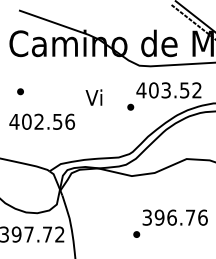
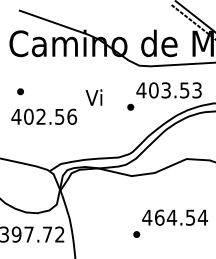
text: 403.52 -> 403.53 (196, 90)
text position: (41, 121) -> (43, 116) (43, 116)
text: 396.76 -> 464.54 (174, 217)
